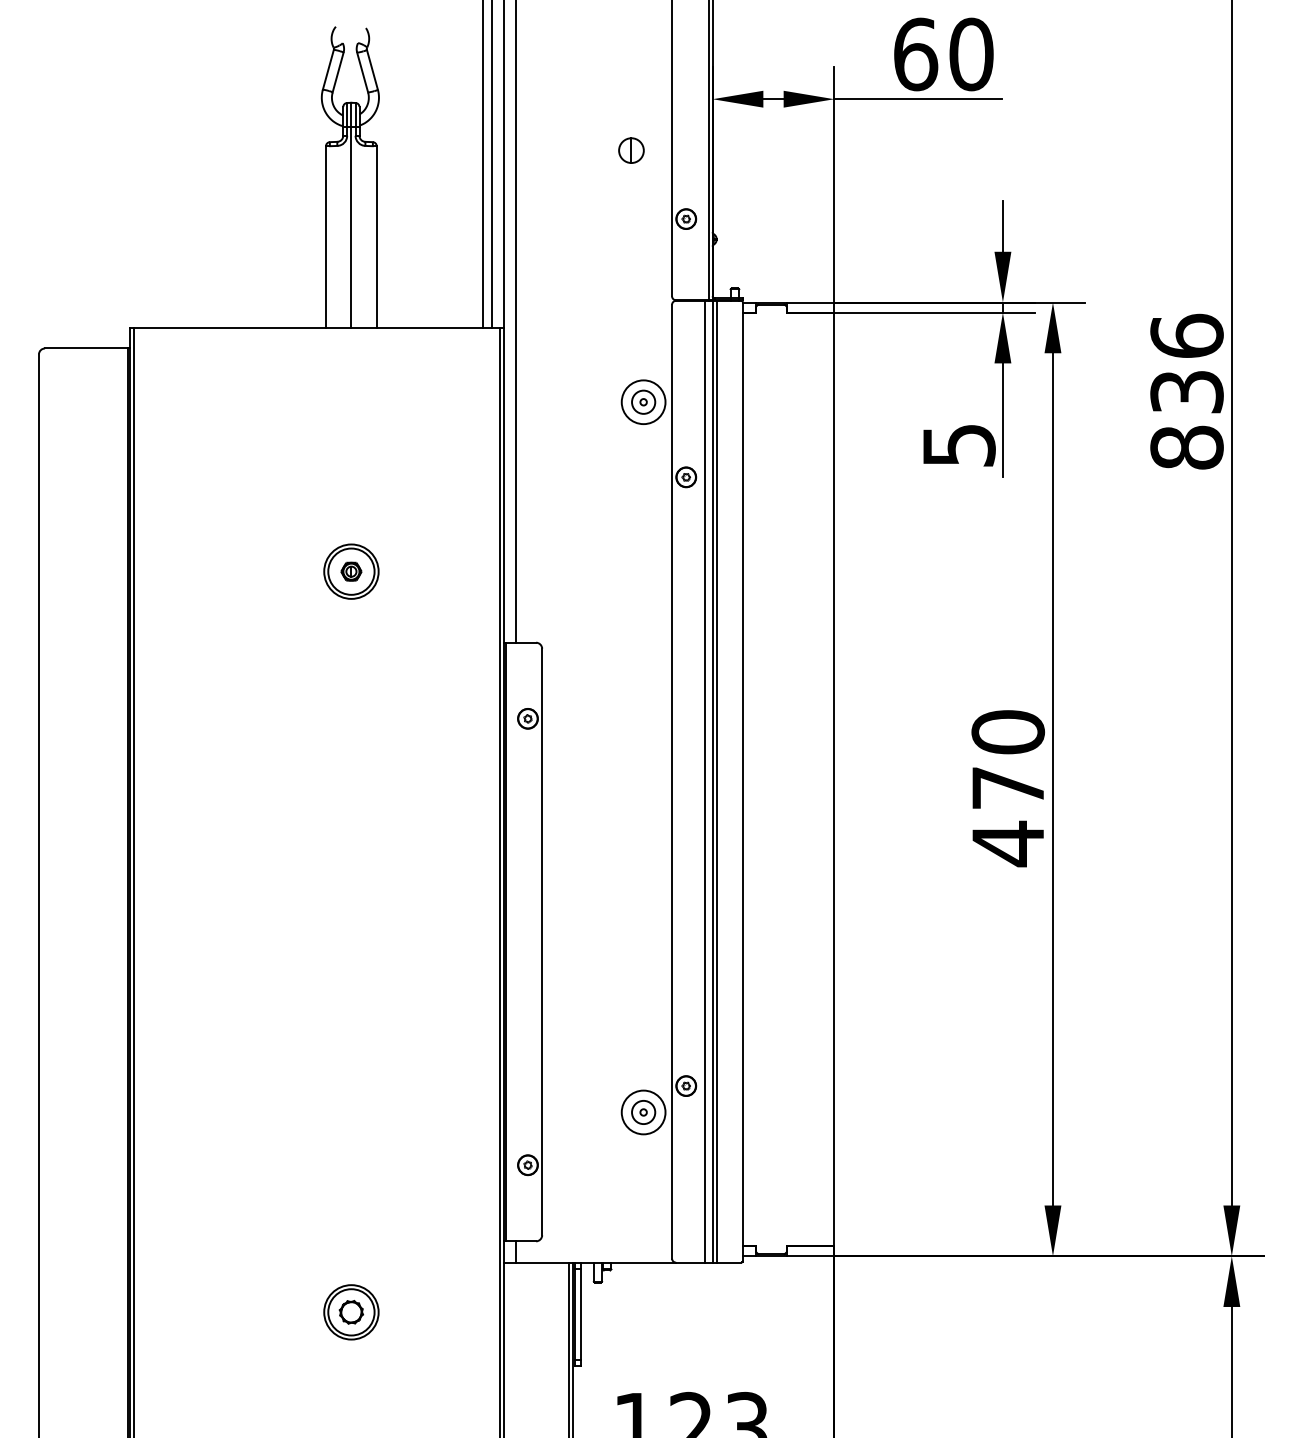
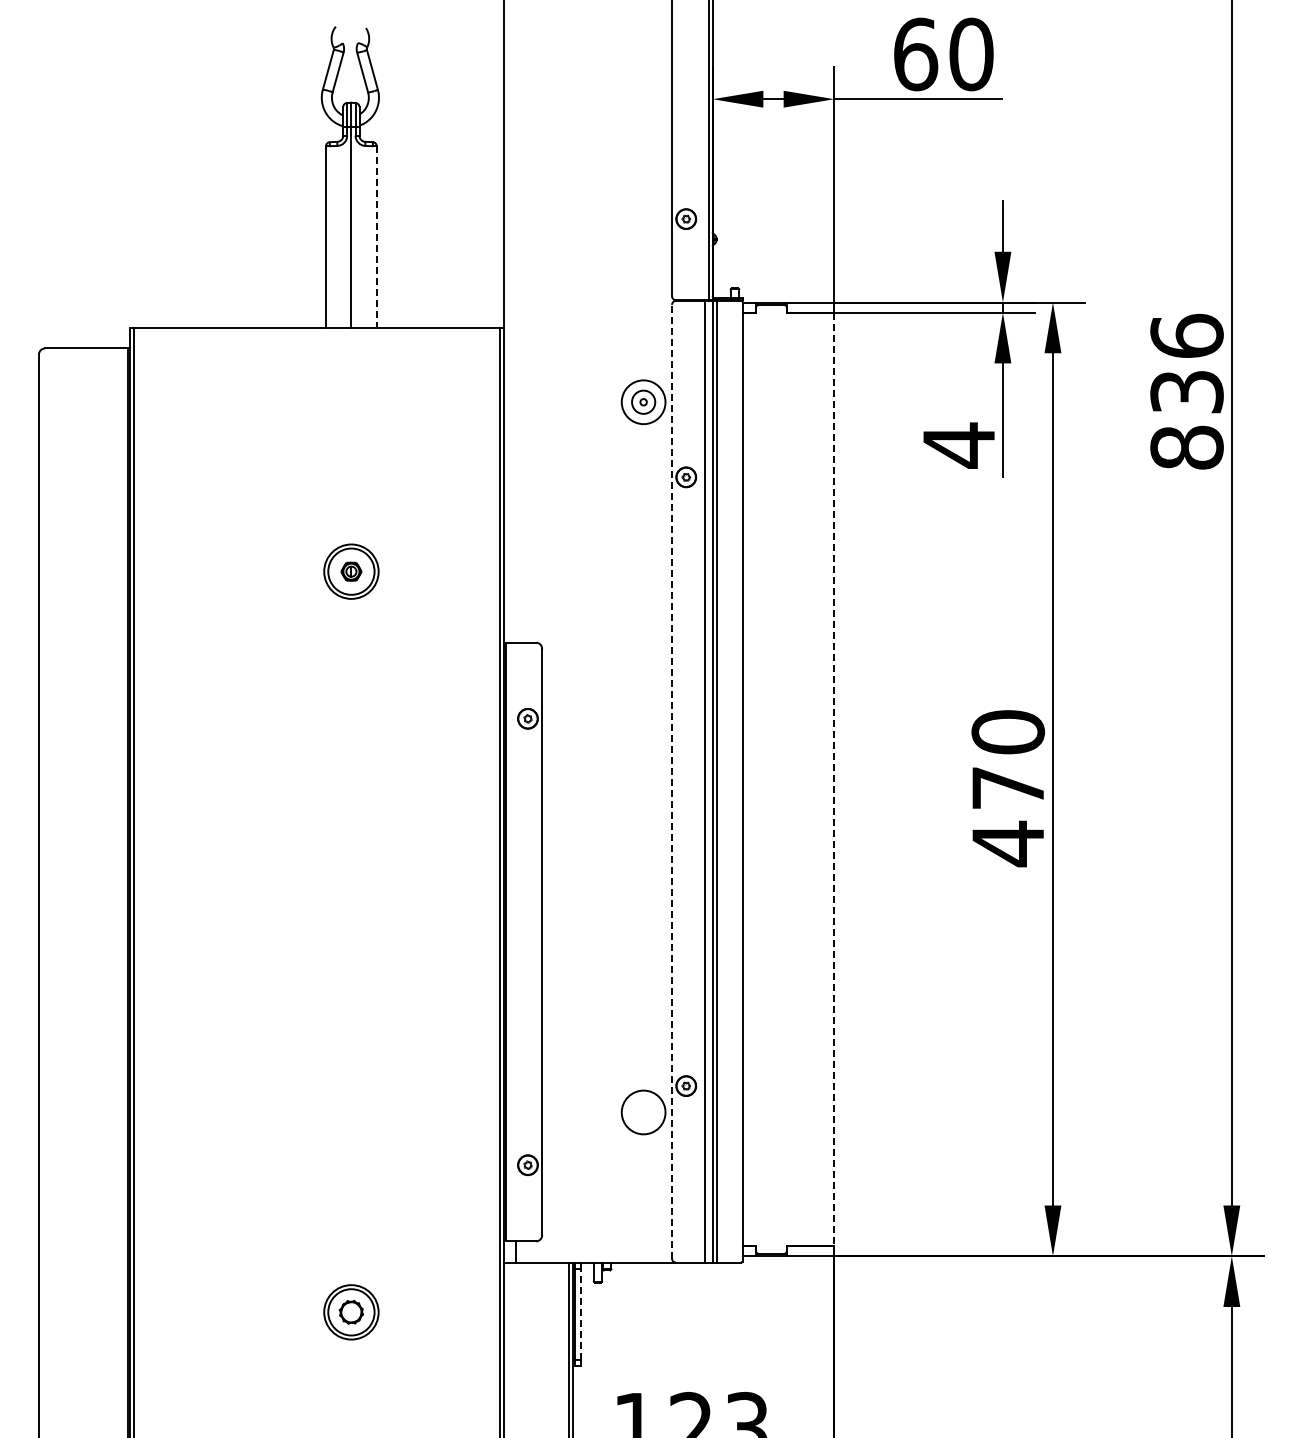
part: present -> none (631, 150)
line: present -> none (483, 165)
line: present -> none (491, 165)
line: solid -> dashed (376, 237)
line: present -> none (515, 322)
text: 5 -> 4 (959, 445)
line: solid -> dashed (834, 779)
line: solid -> dashed (672, 781)
part: present -> none (643, 1112)
line: solid -> dashed (580, 1314)
